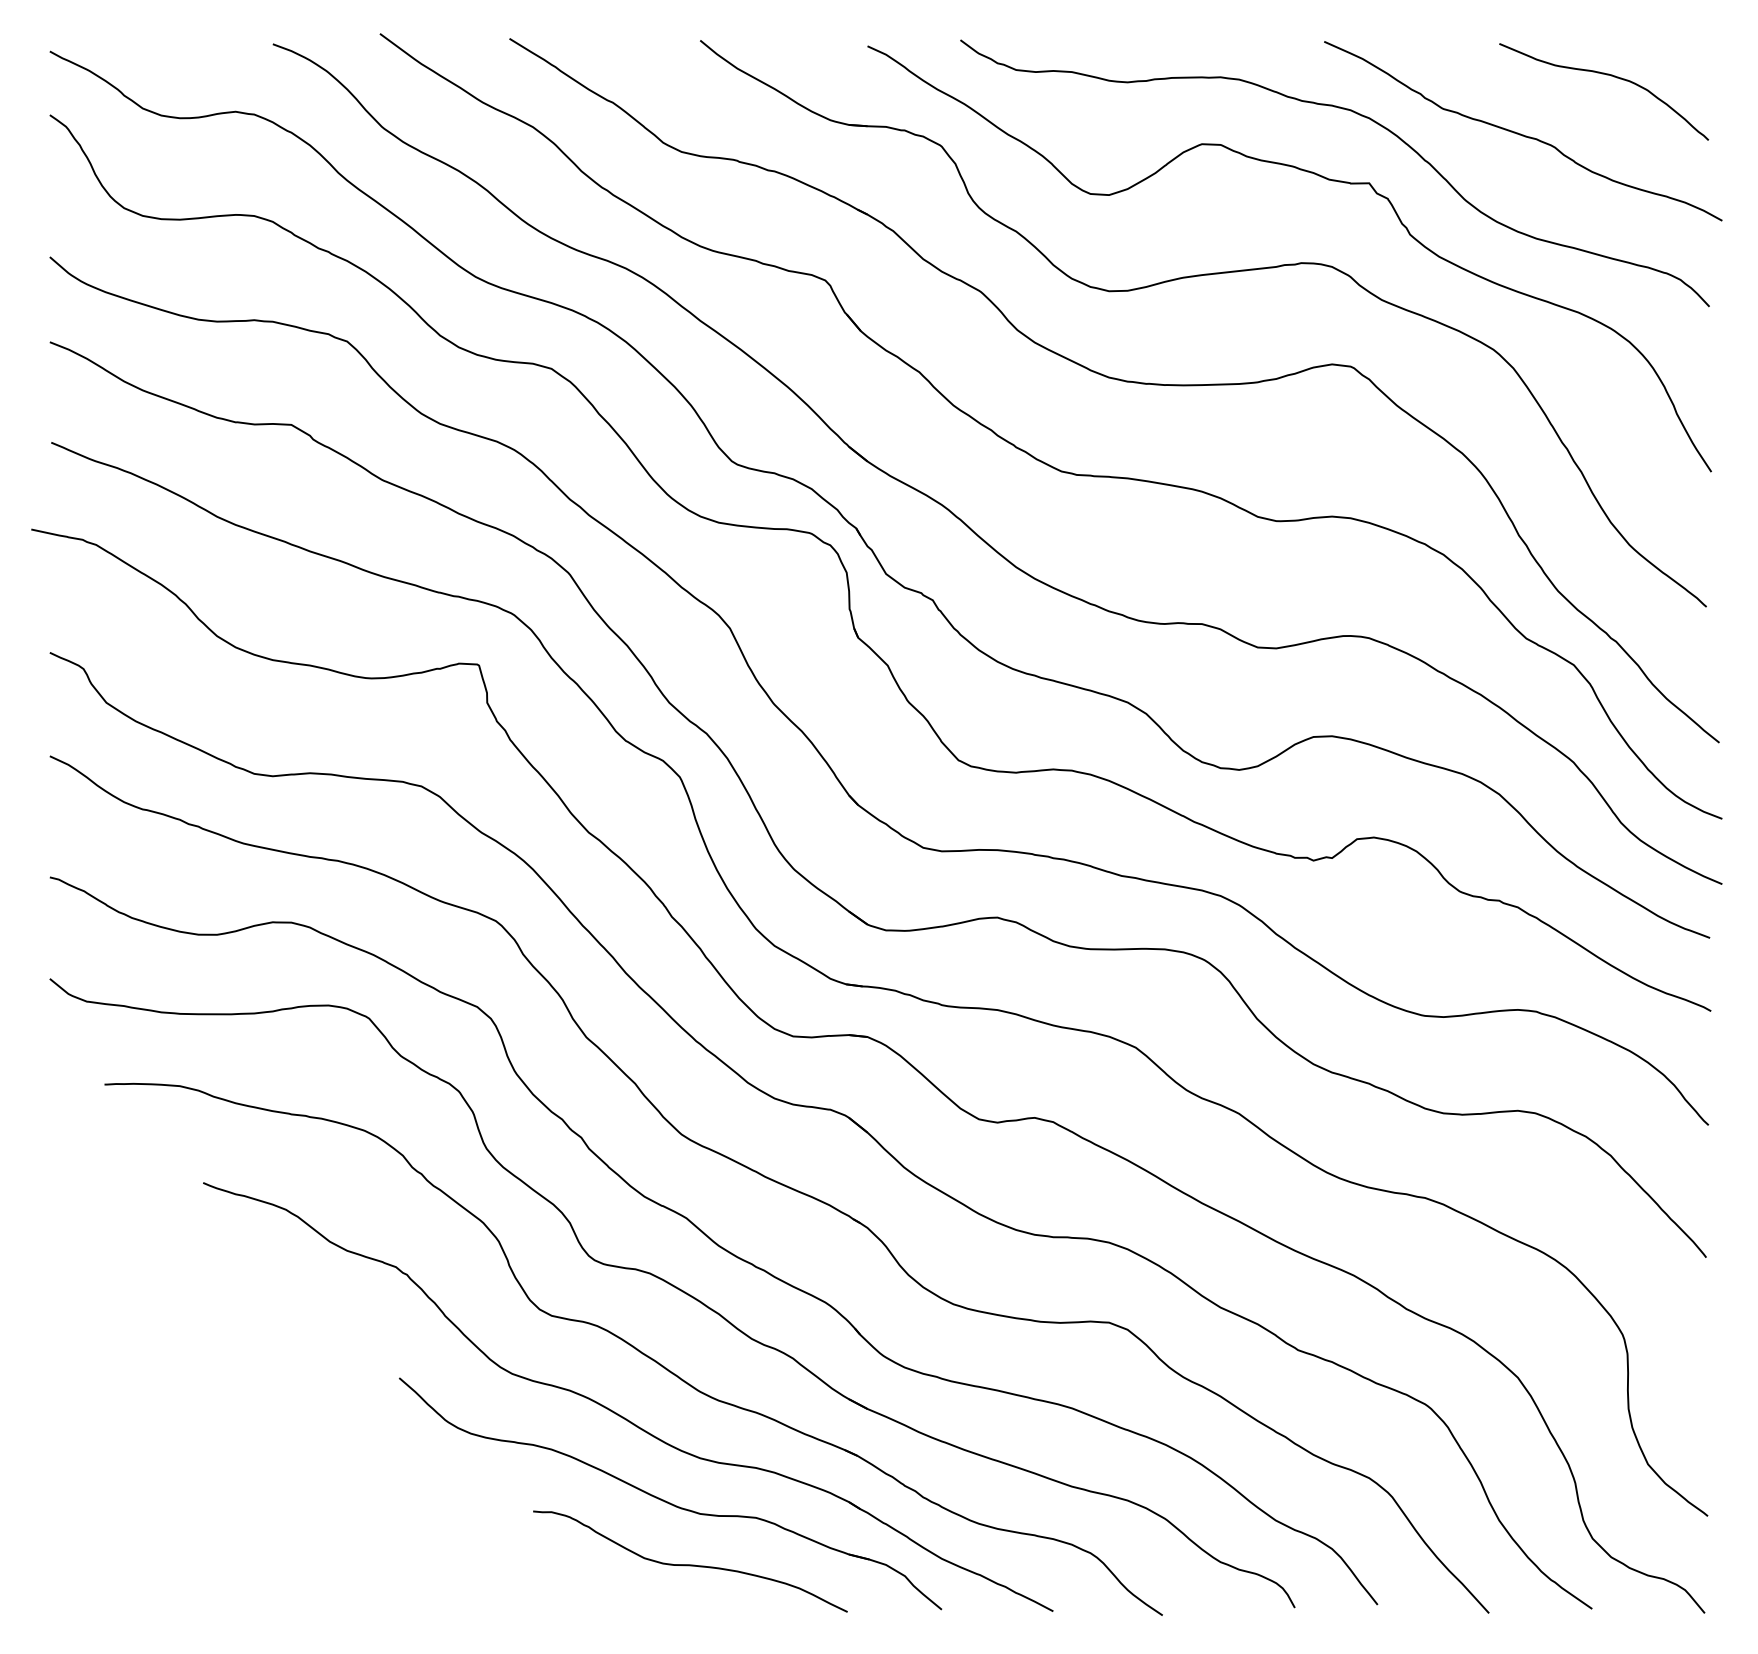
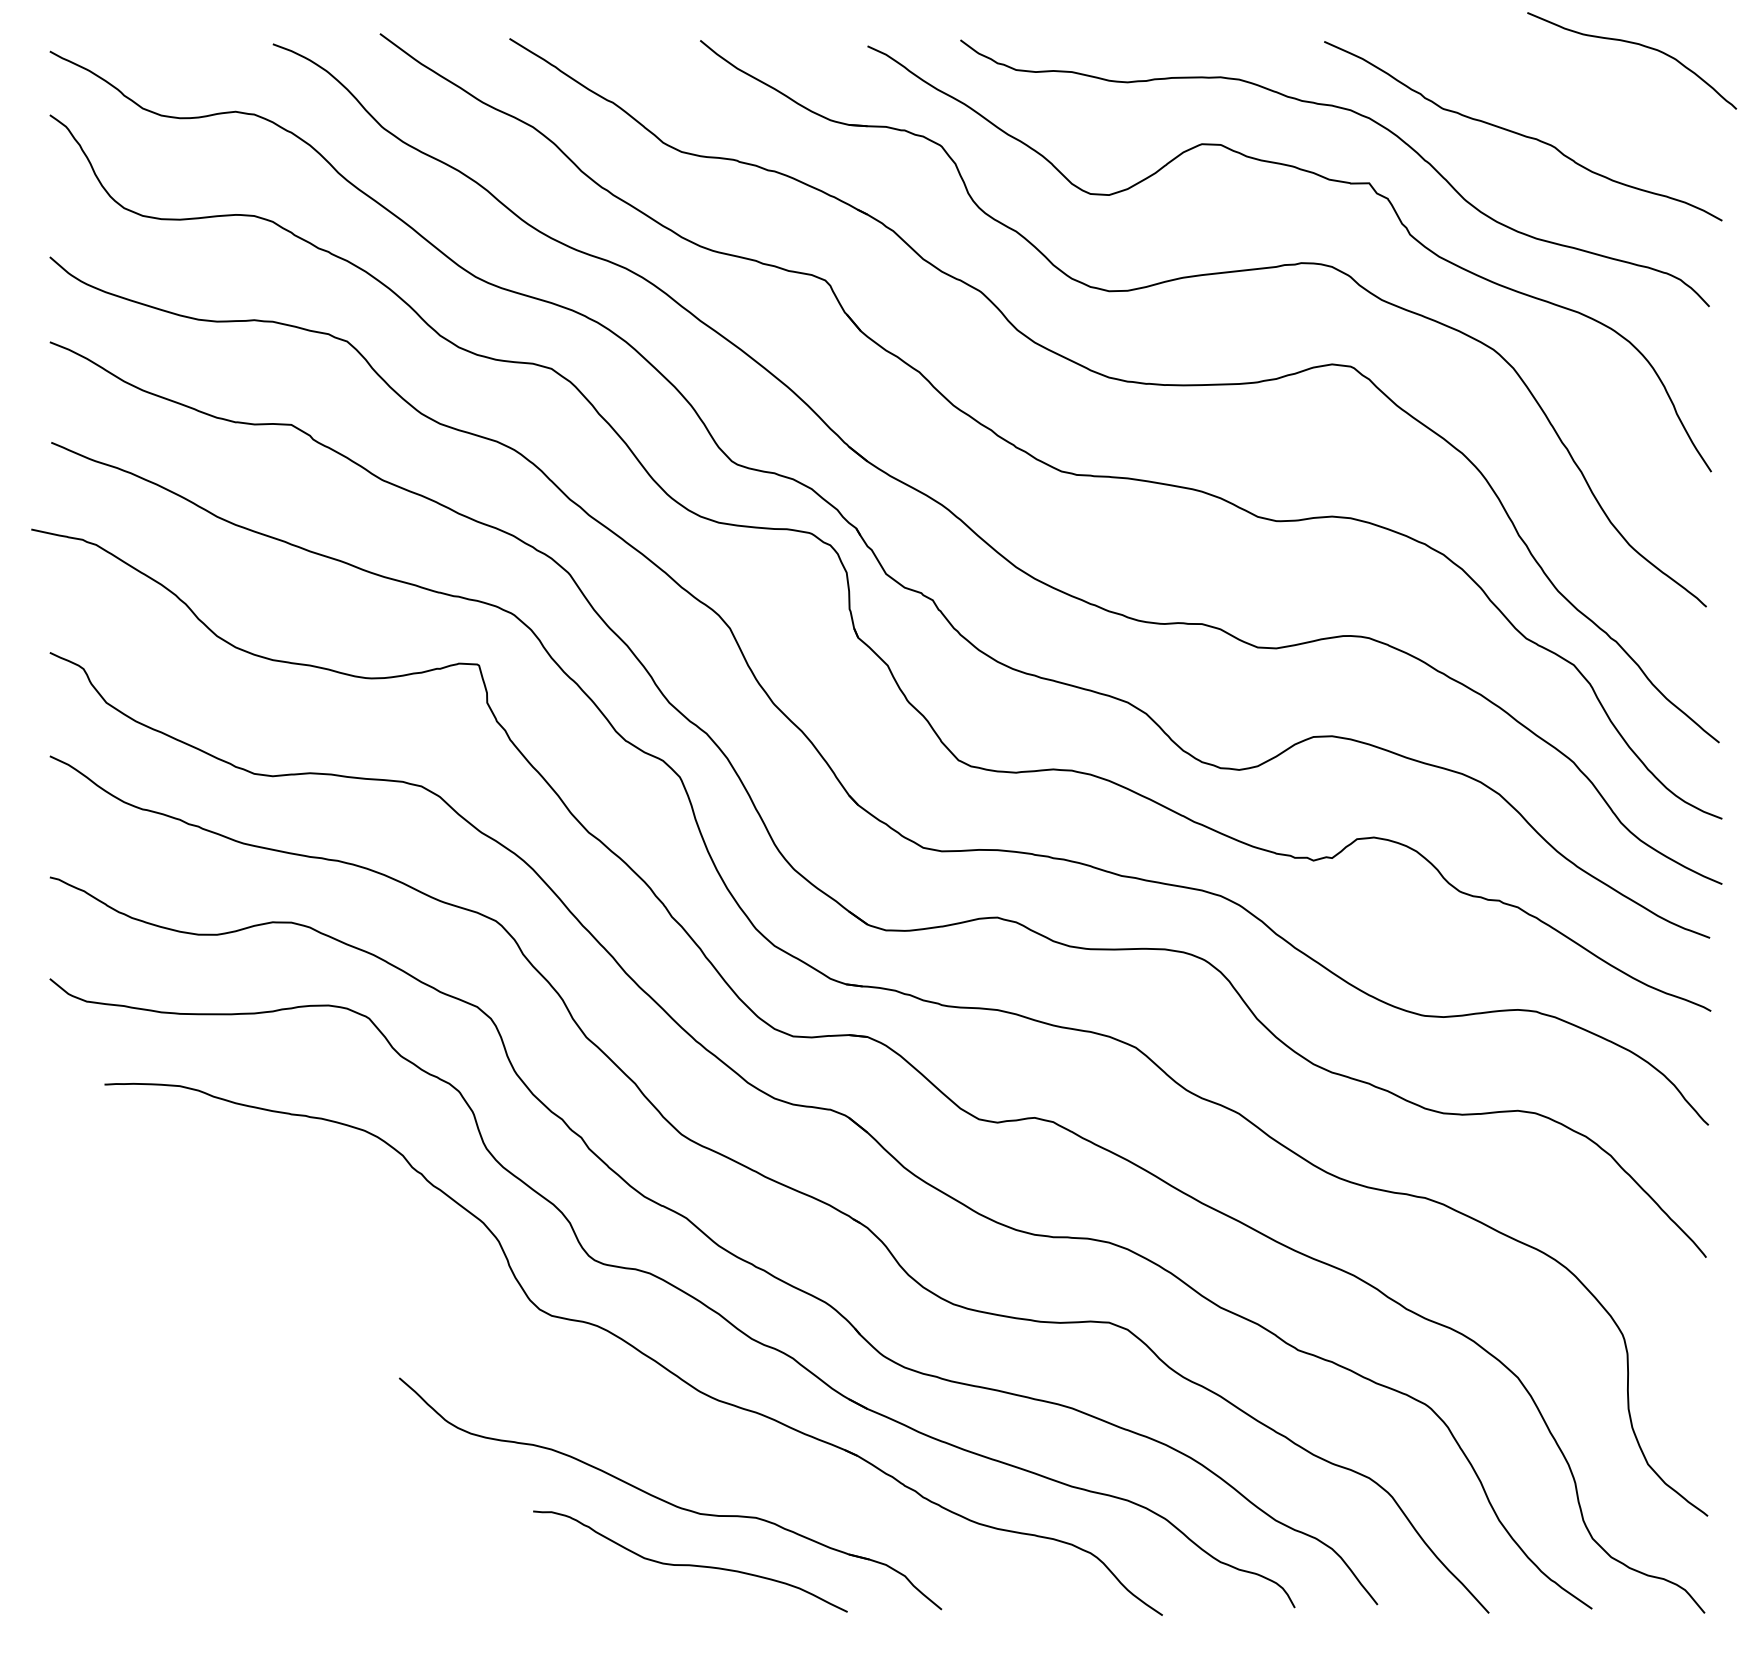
curve position: (1606, 75) -> (1634, 44) (1634, 44)
part: present -> none (618, 1413)
